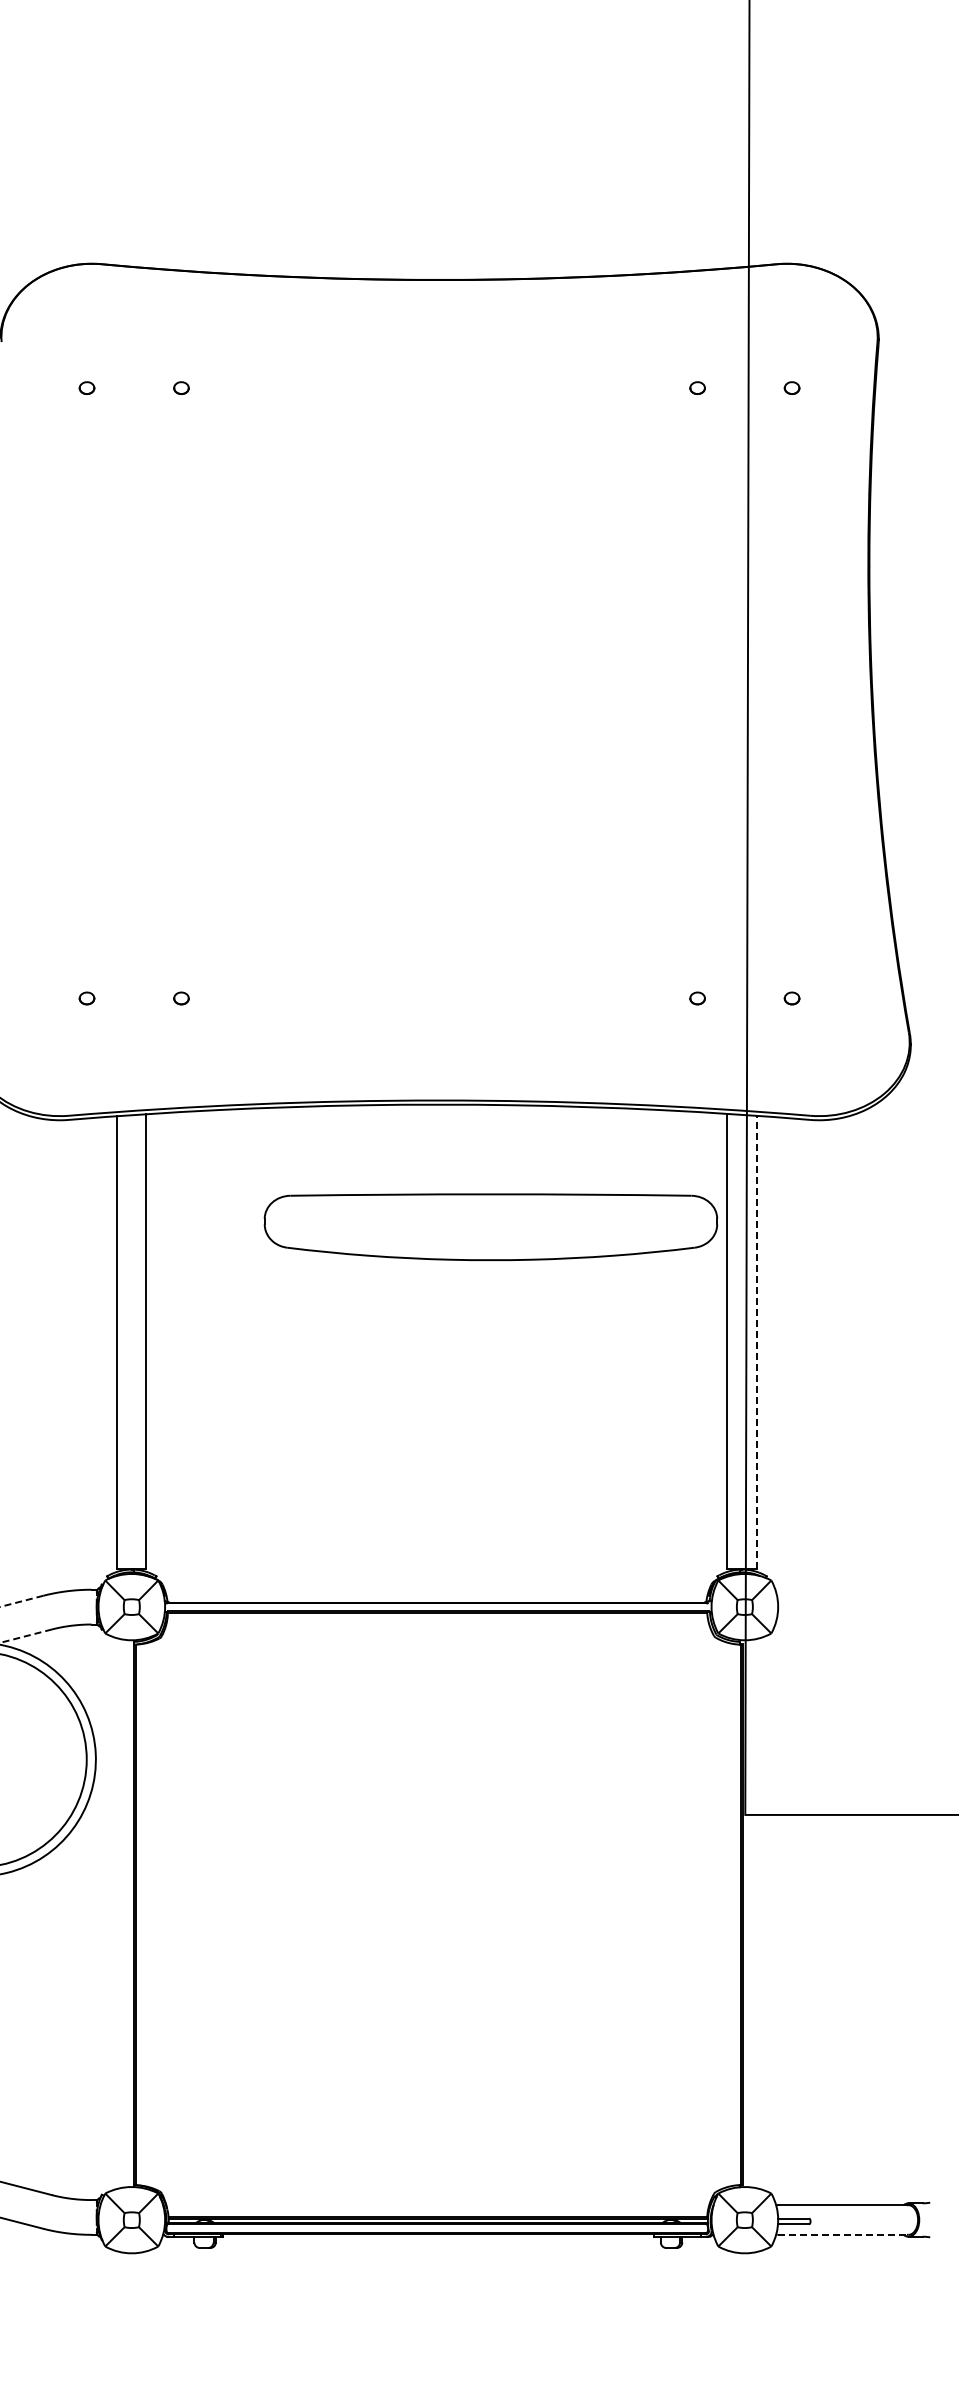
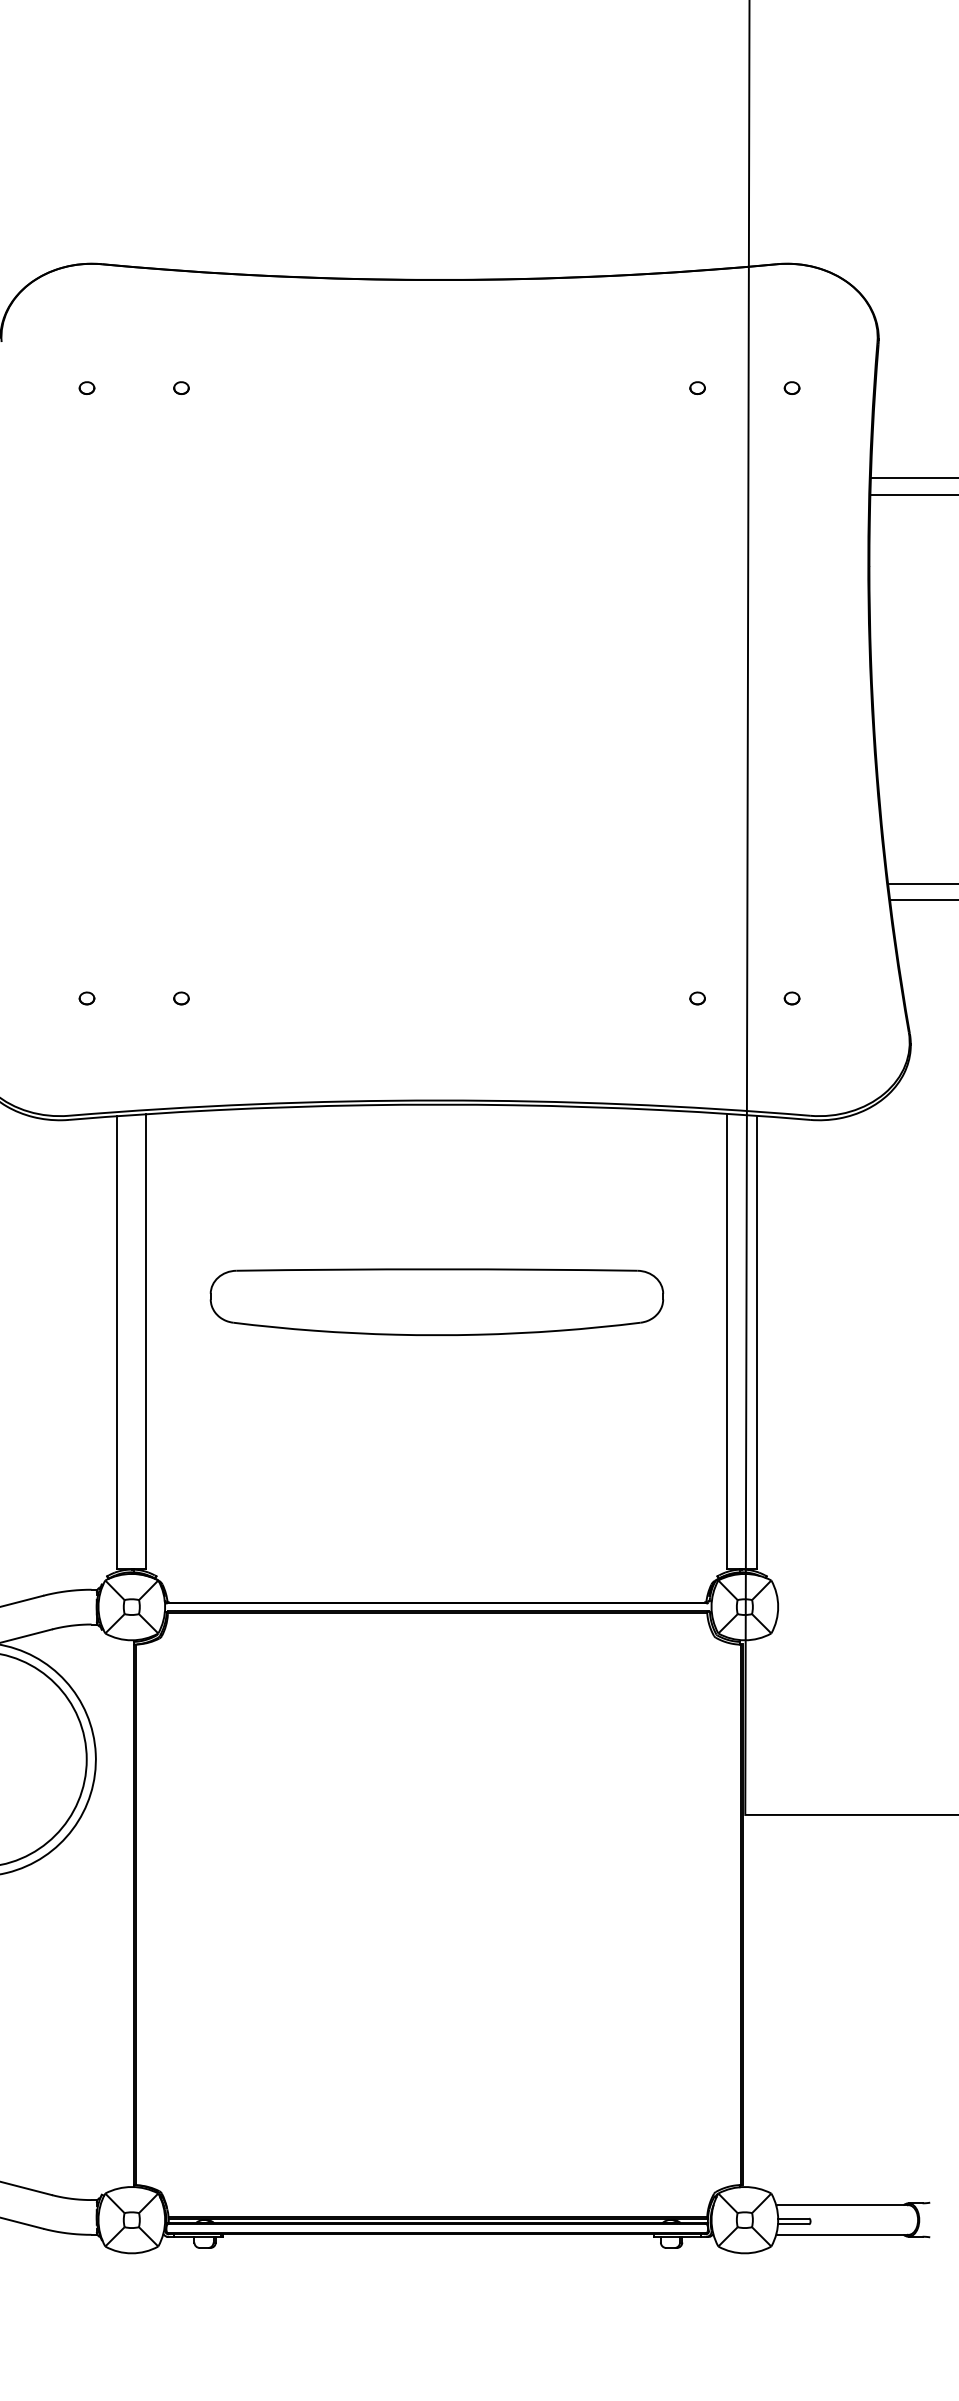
line: none -> present (913, 478)
line: none -> present (912, 494)
line: none -> present (922, 883)
line: none -> present (922, 899)
part position: (490, 1226) -> (436, 1301) (436, 1301)
line: dashed -> solid (756, 1341)
line: dashed -> solid (22, 1601)
line: dashed -> solid (25, 1636)
line: dashed -> solid (844, 2234)
